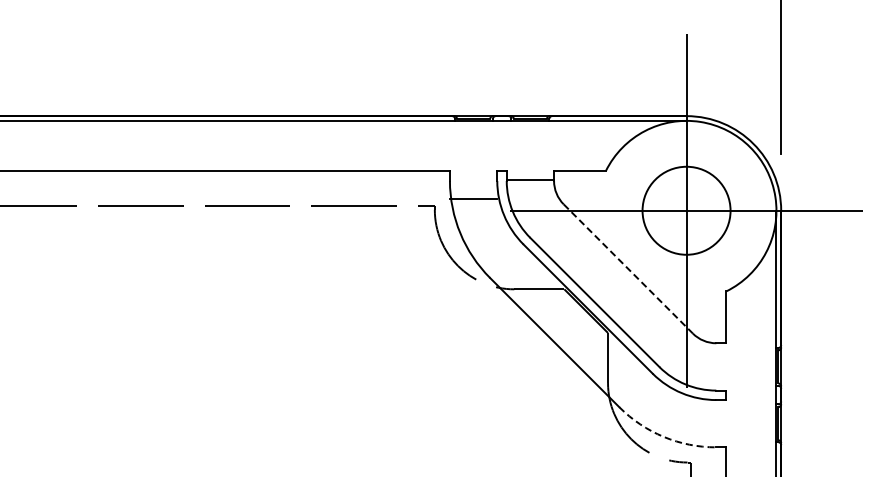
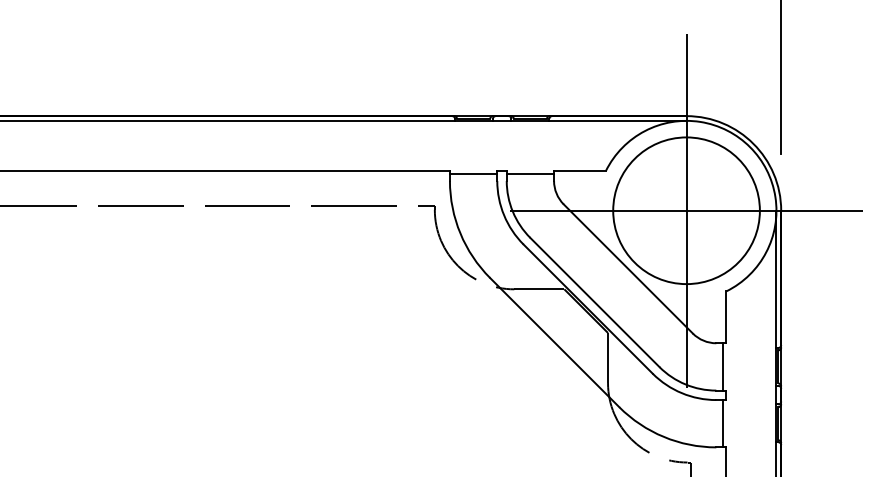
line position: (530, 179) -> (530, 173) (530, 173)
line position: (473, 198) -> (473, 173) (473, 173)
circle diameter: 88 px -> 147 px (686, 210)
line: dashed -> solid (628, 269)
line: none -> present (723, 366)
line: none -> present (723, 423)
arc: dashed -> solid (663, 436)
